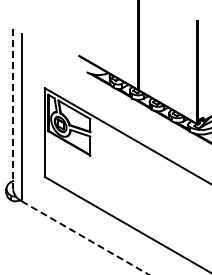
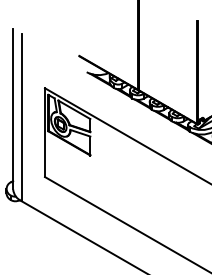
line: dashed -> solid (13, 109)
line: dashed -> solid (85, 238)
